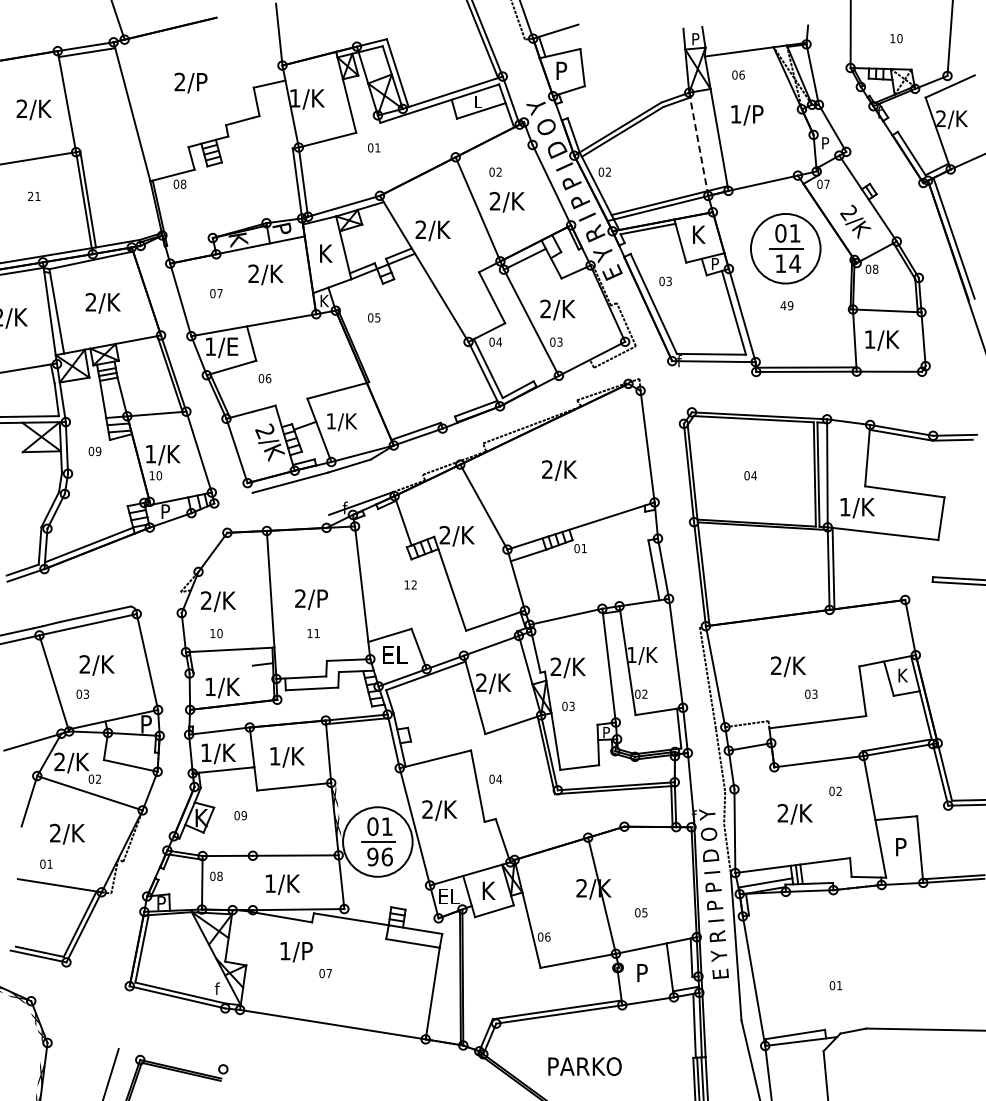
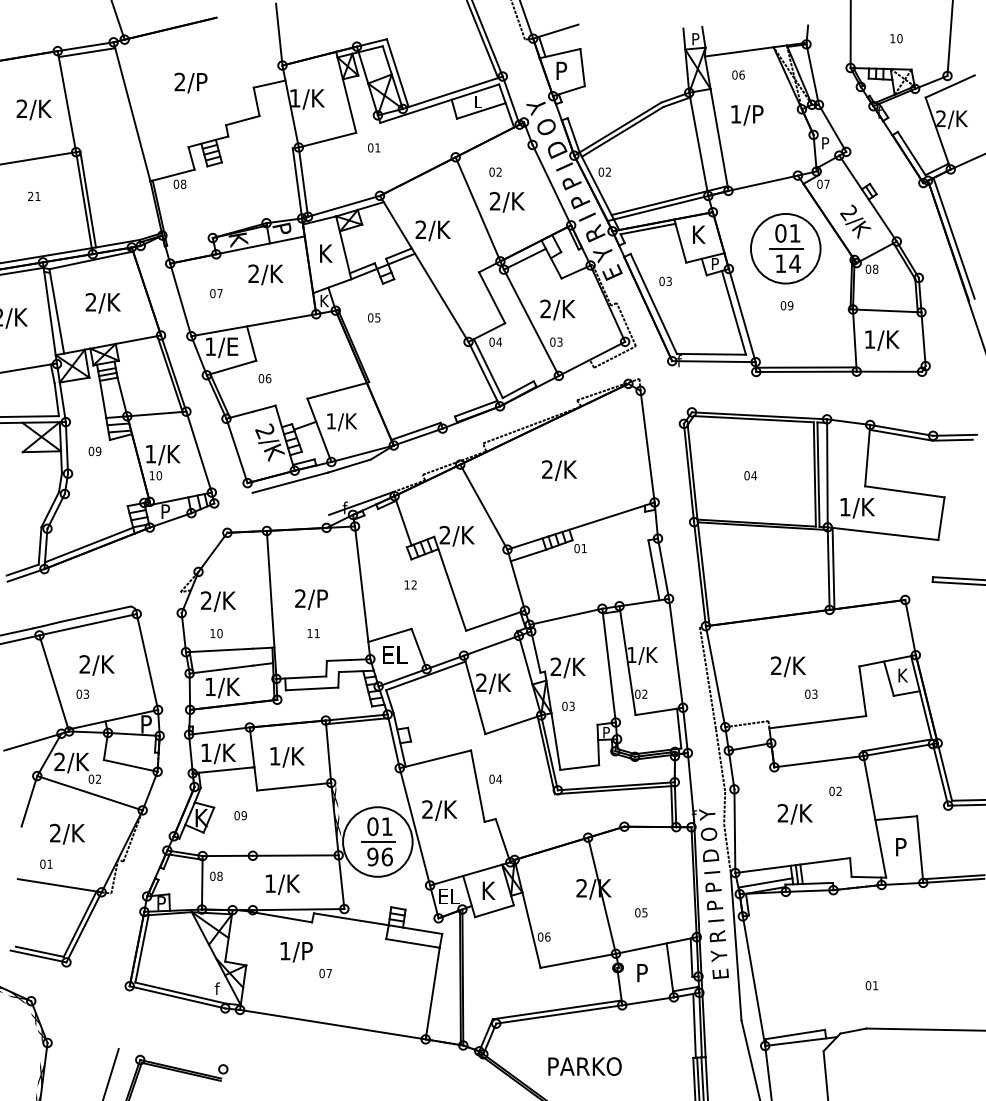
line: dashed -> solid (698, 143)
text: 49 -> 09 (783, 305)
line: none -> present (220, 669)
text position: (835, 985) -> (871, 985) (871, 985)
